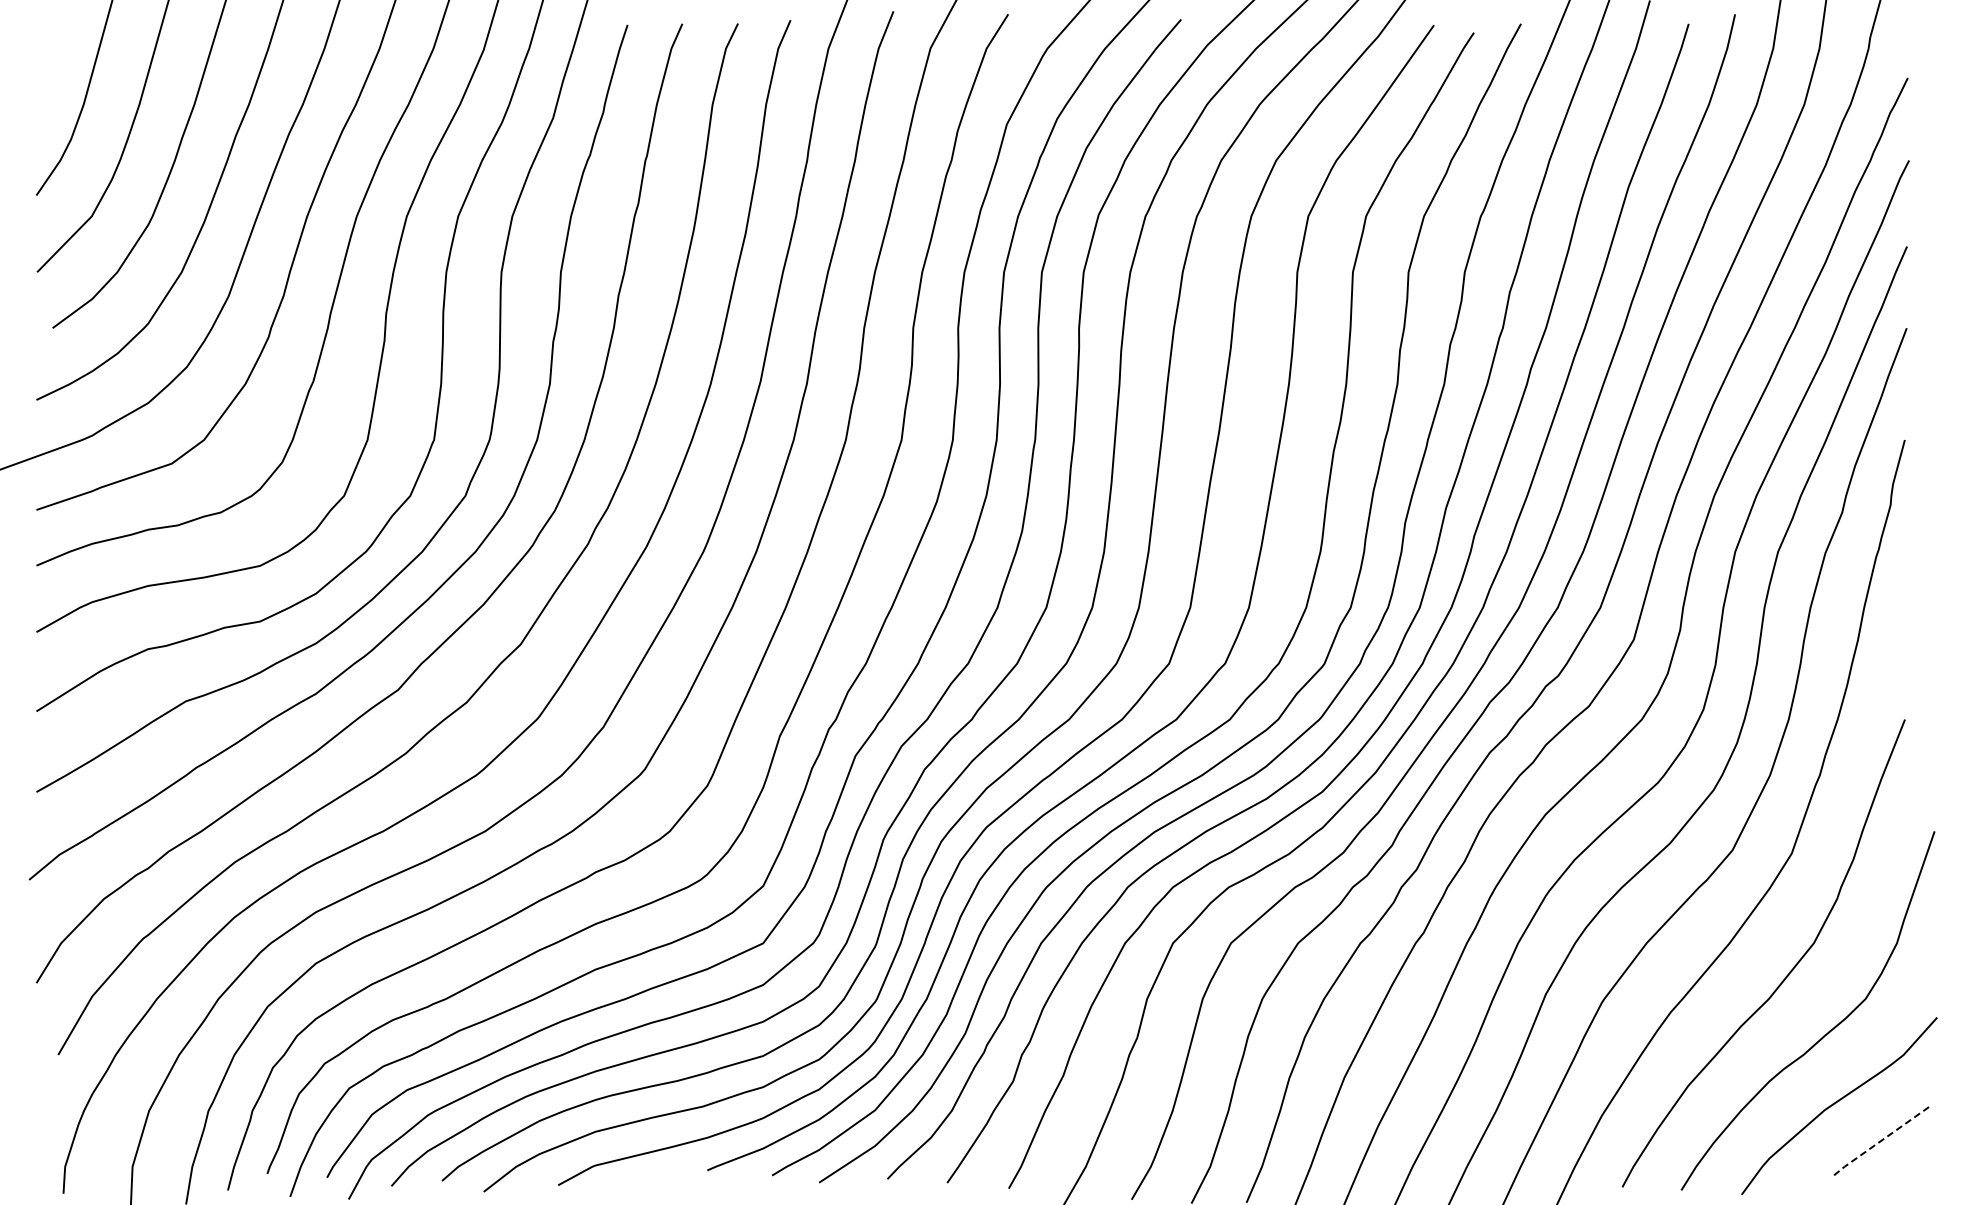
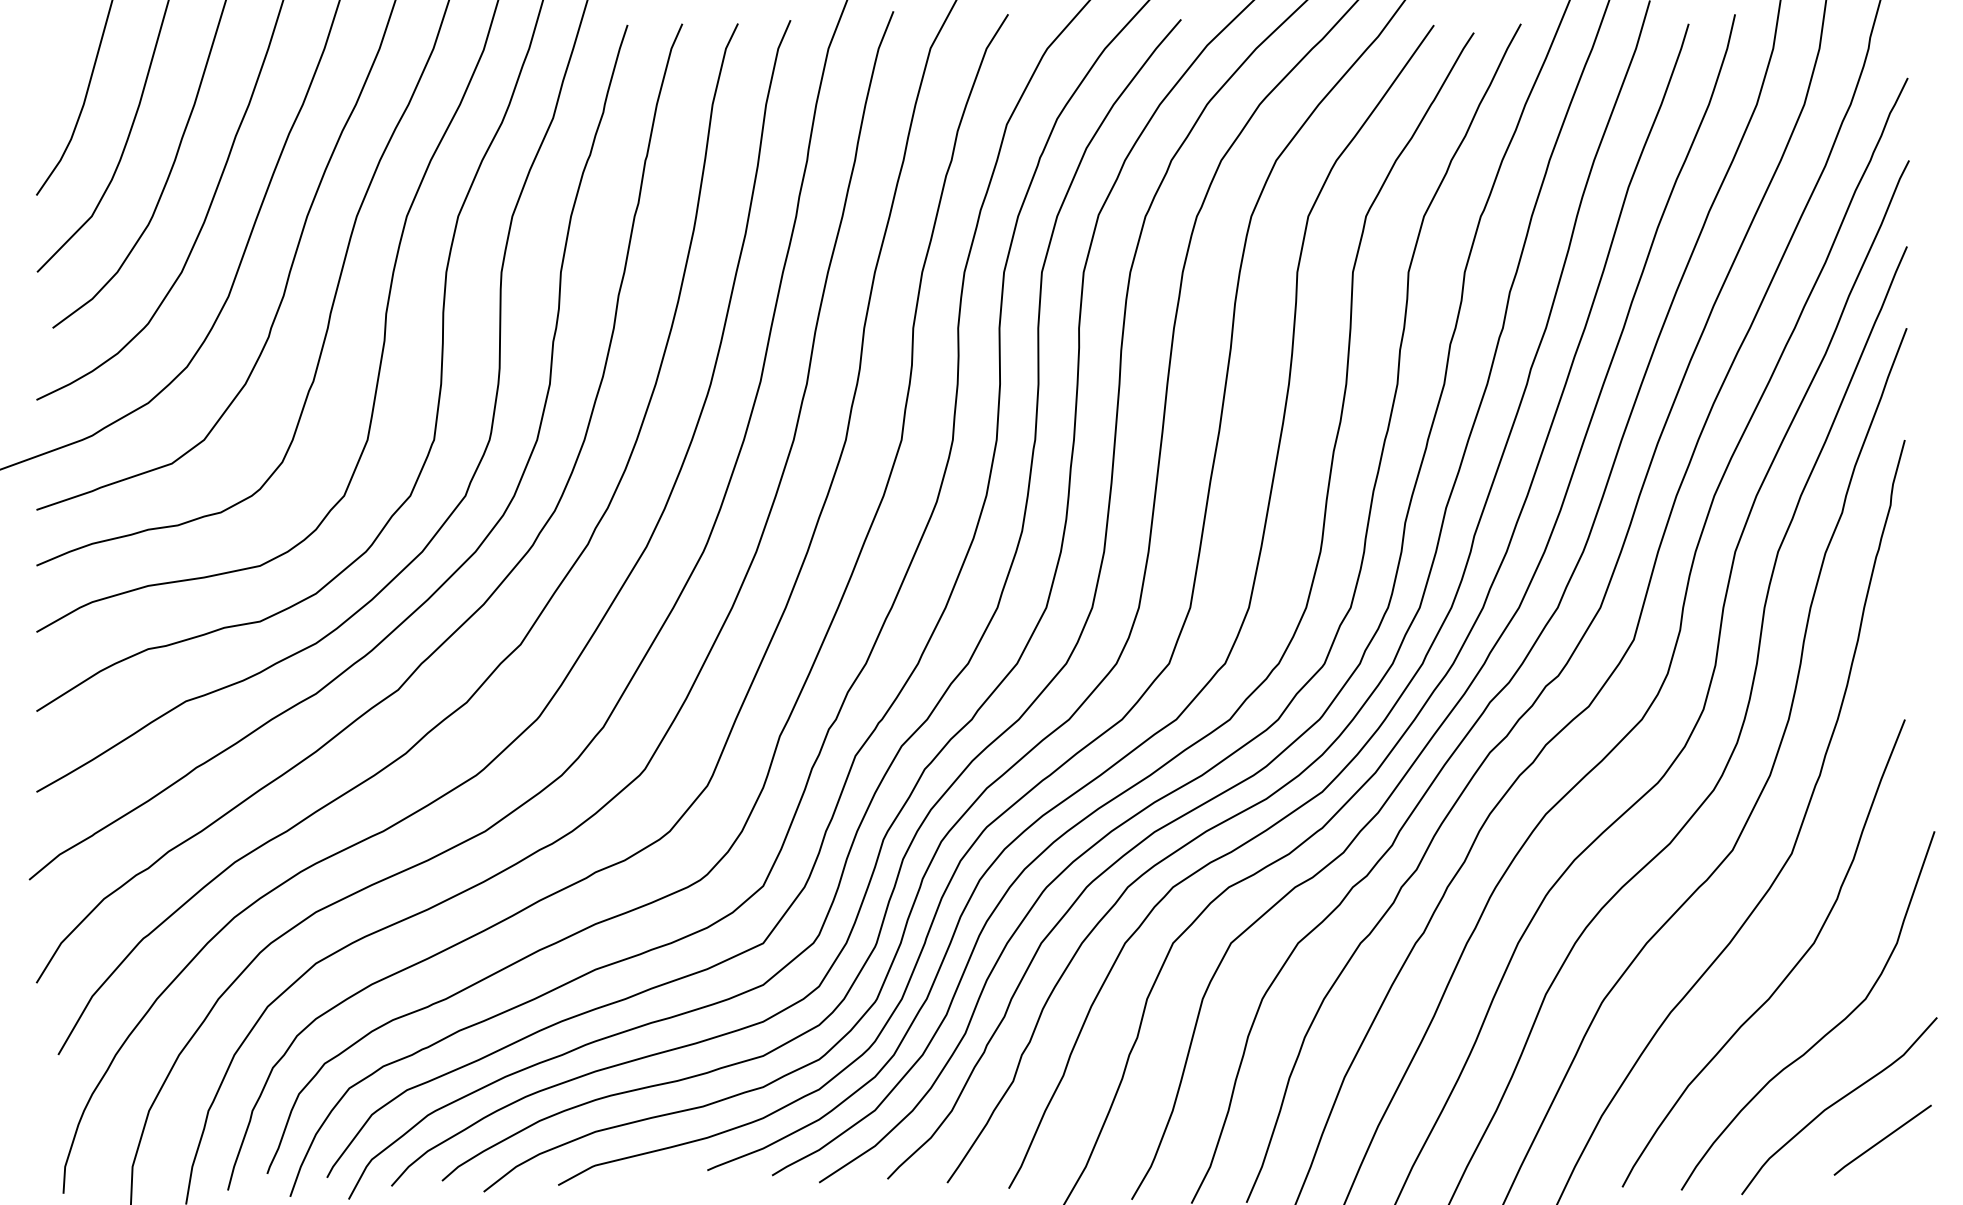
line: dashed -> solid (1882, 1140)
